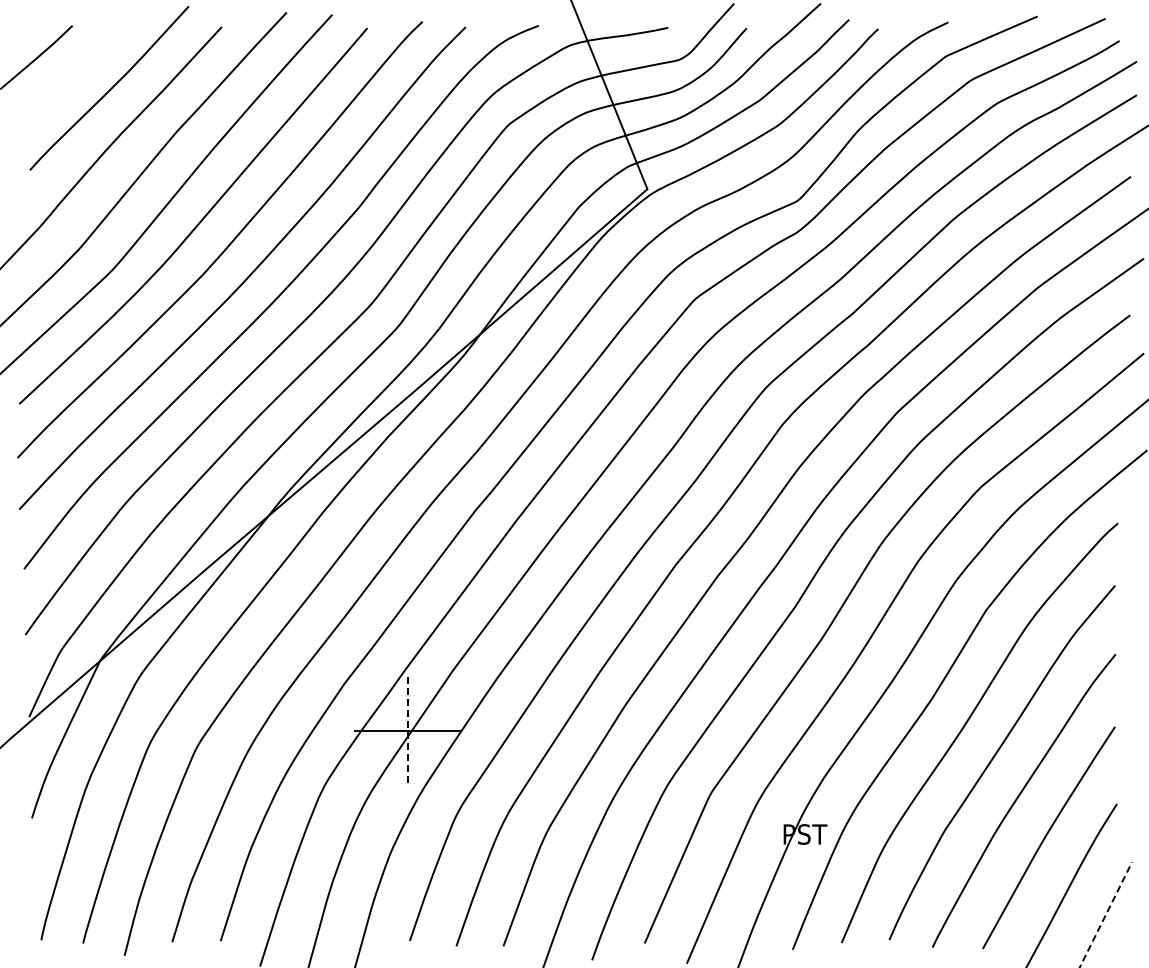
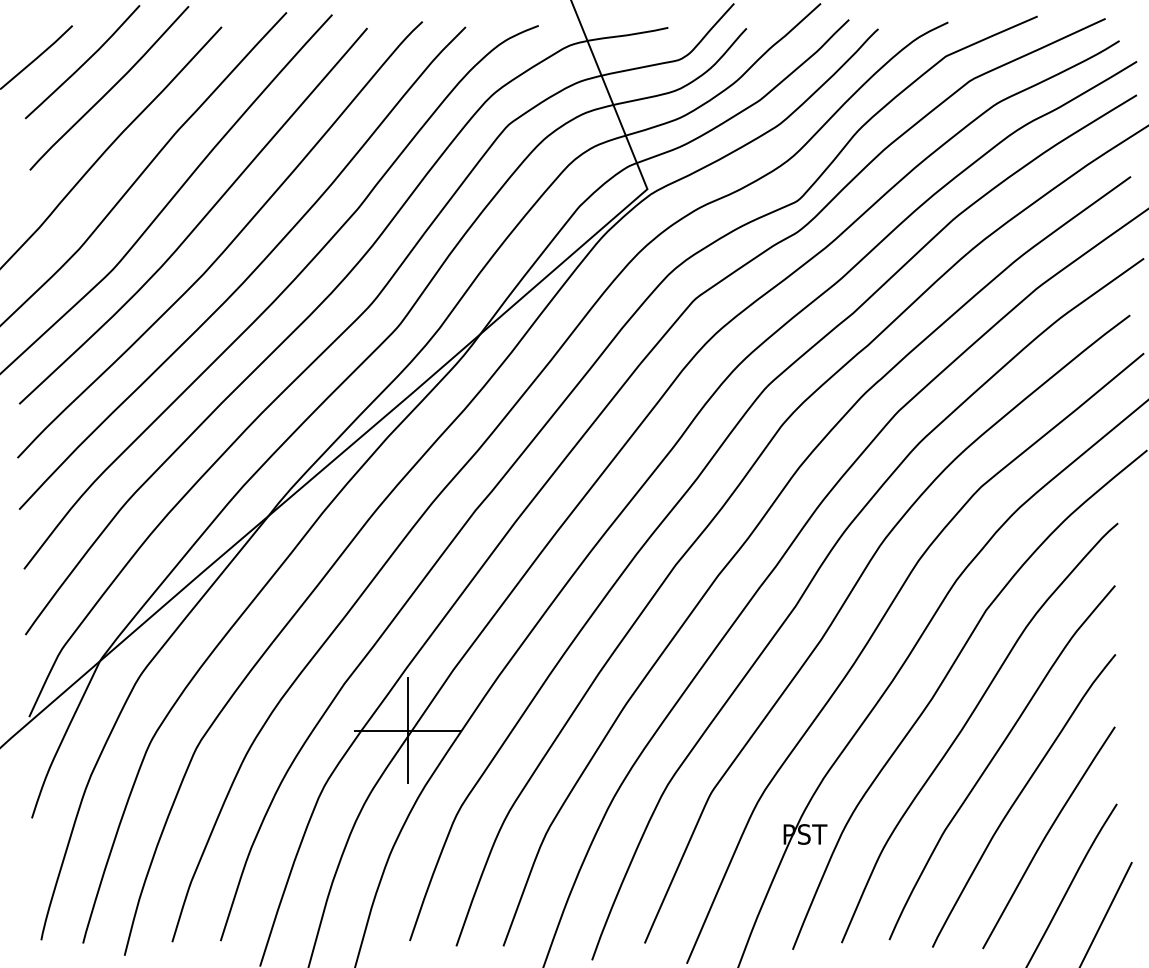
curve: none -> present (83, 63)
line: dashed -> solid (407, 730)
line: dashed -> solid (1105, 914)
